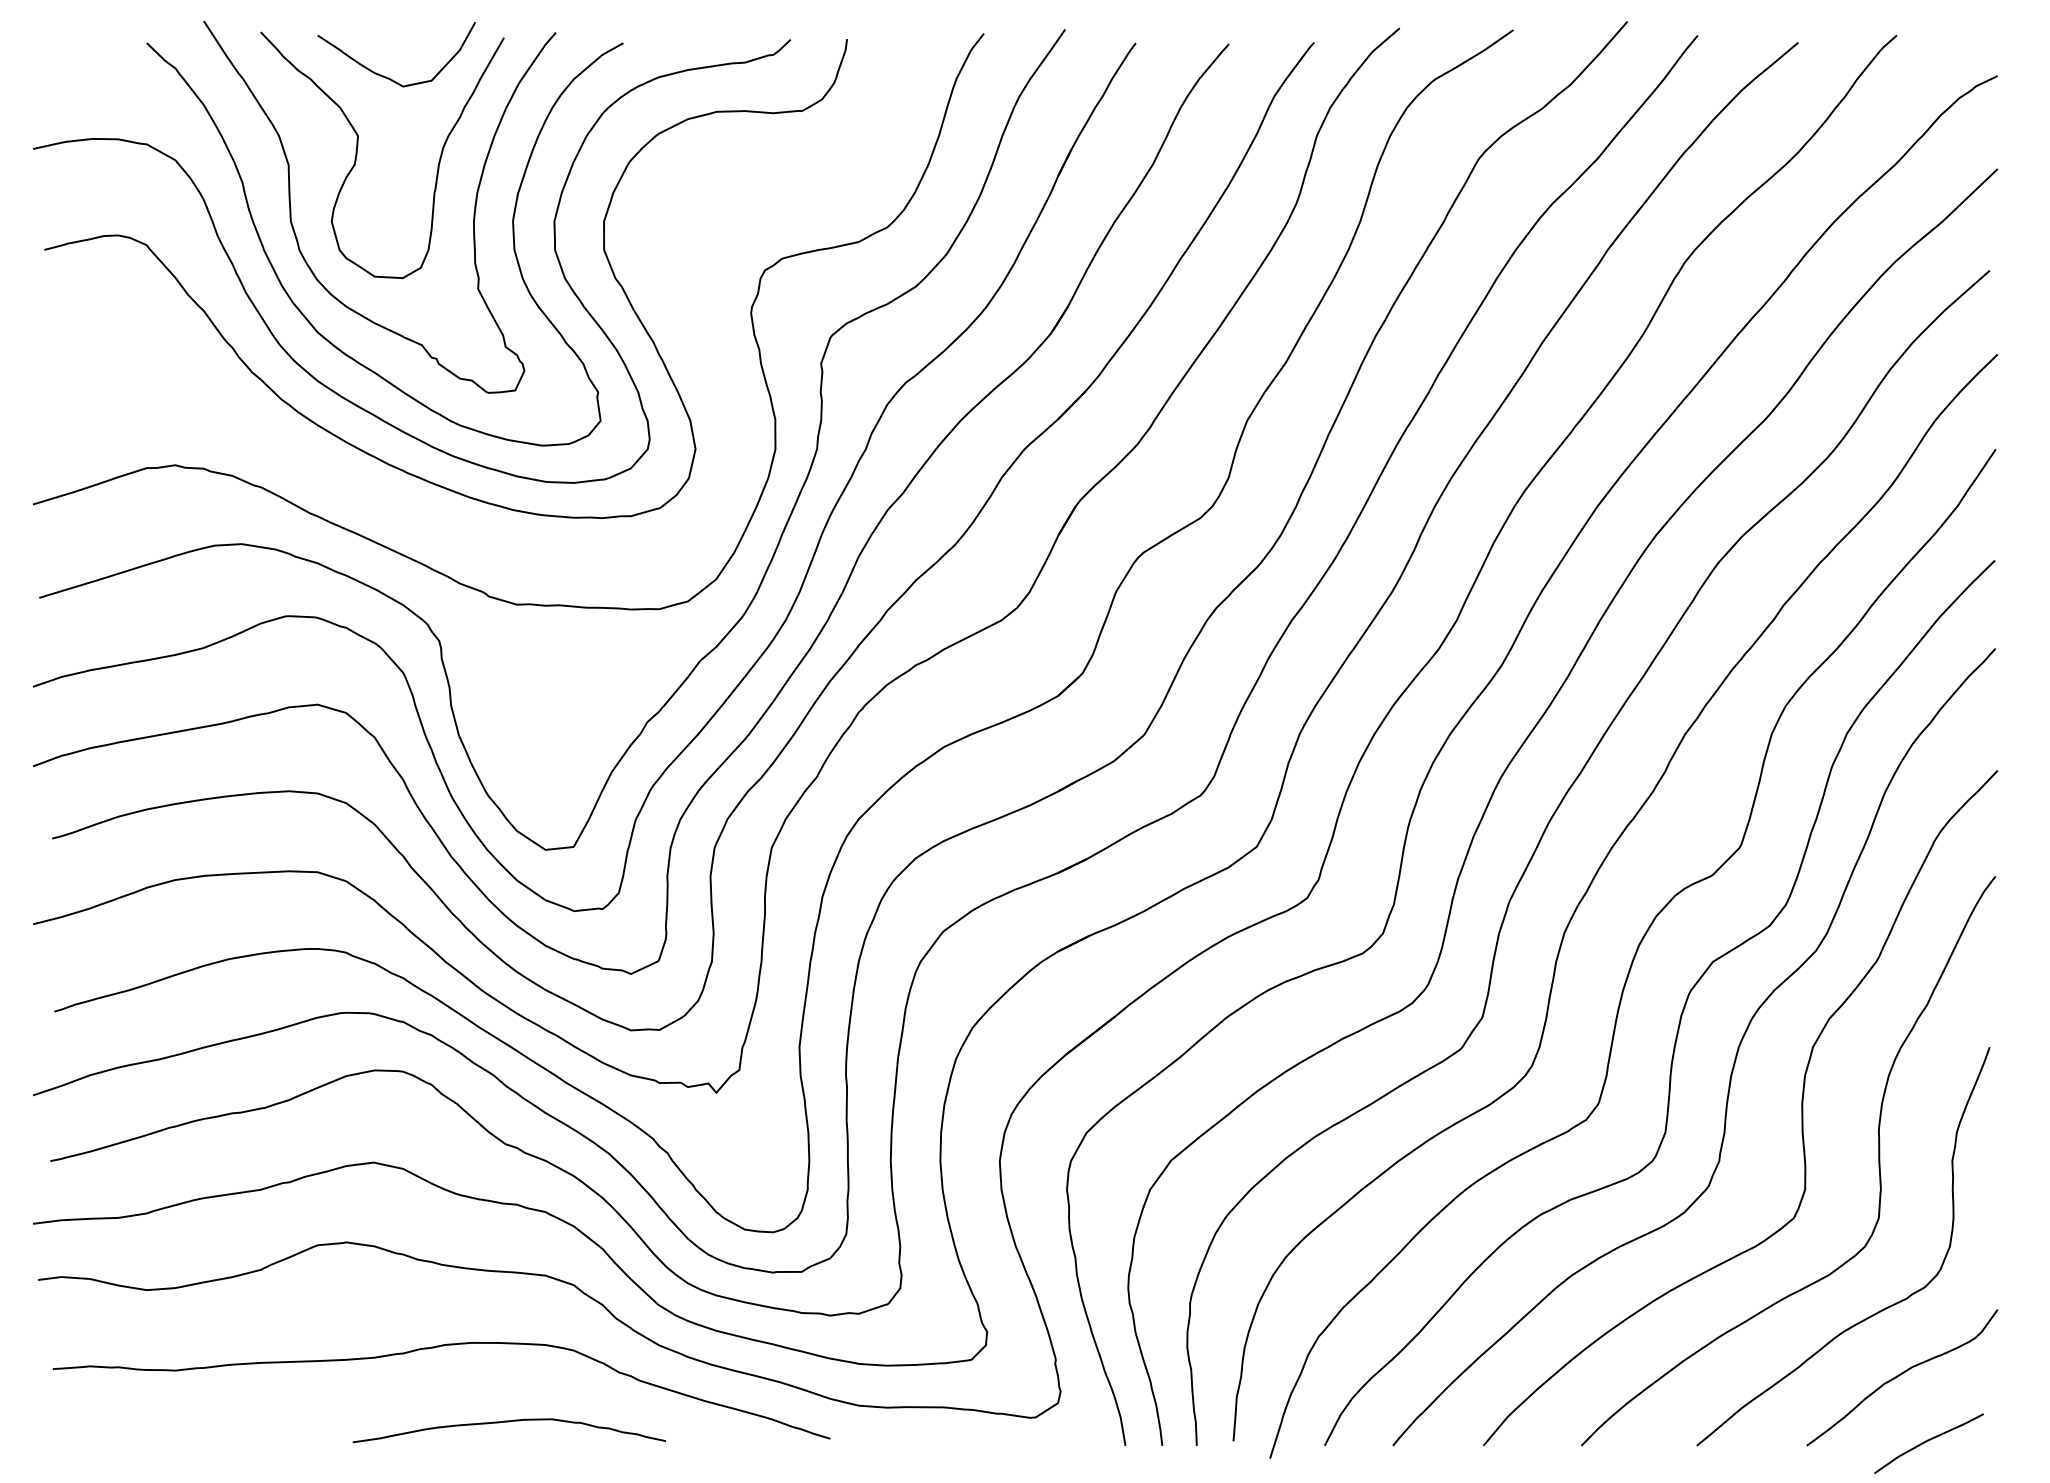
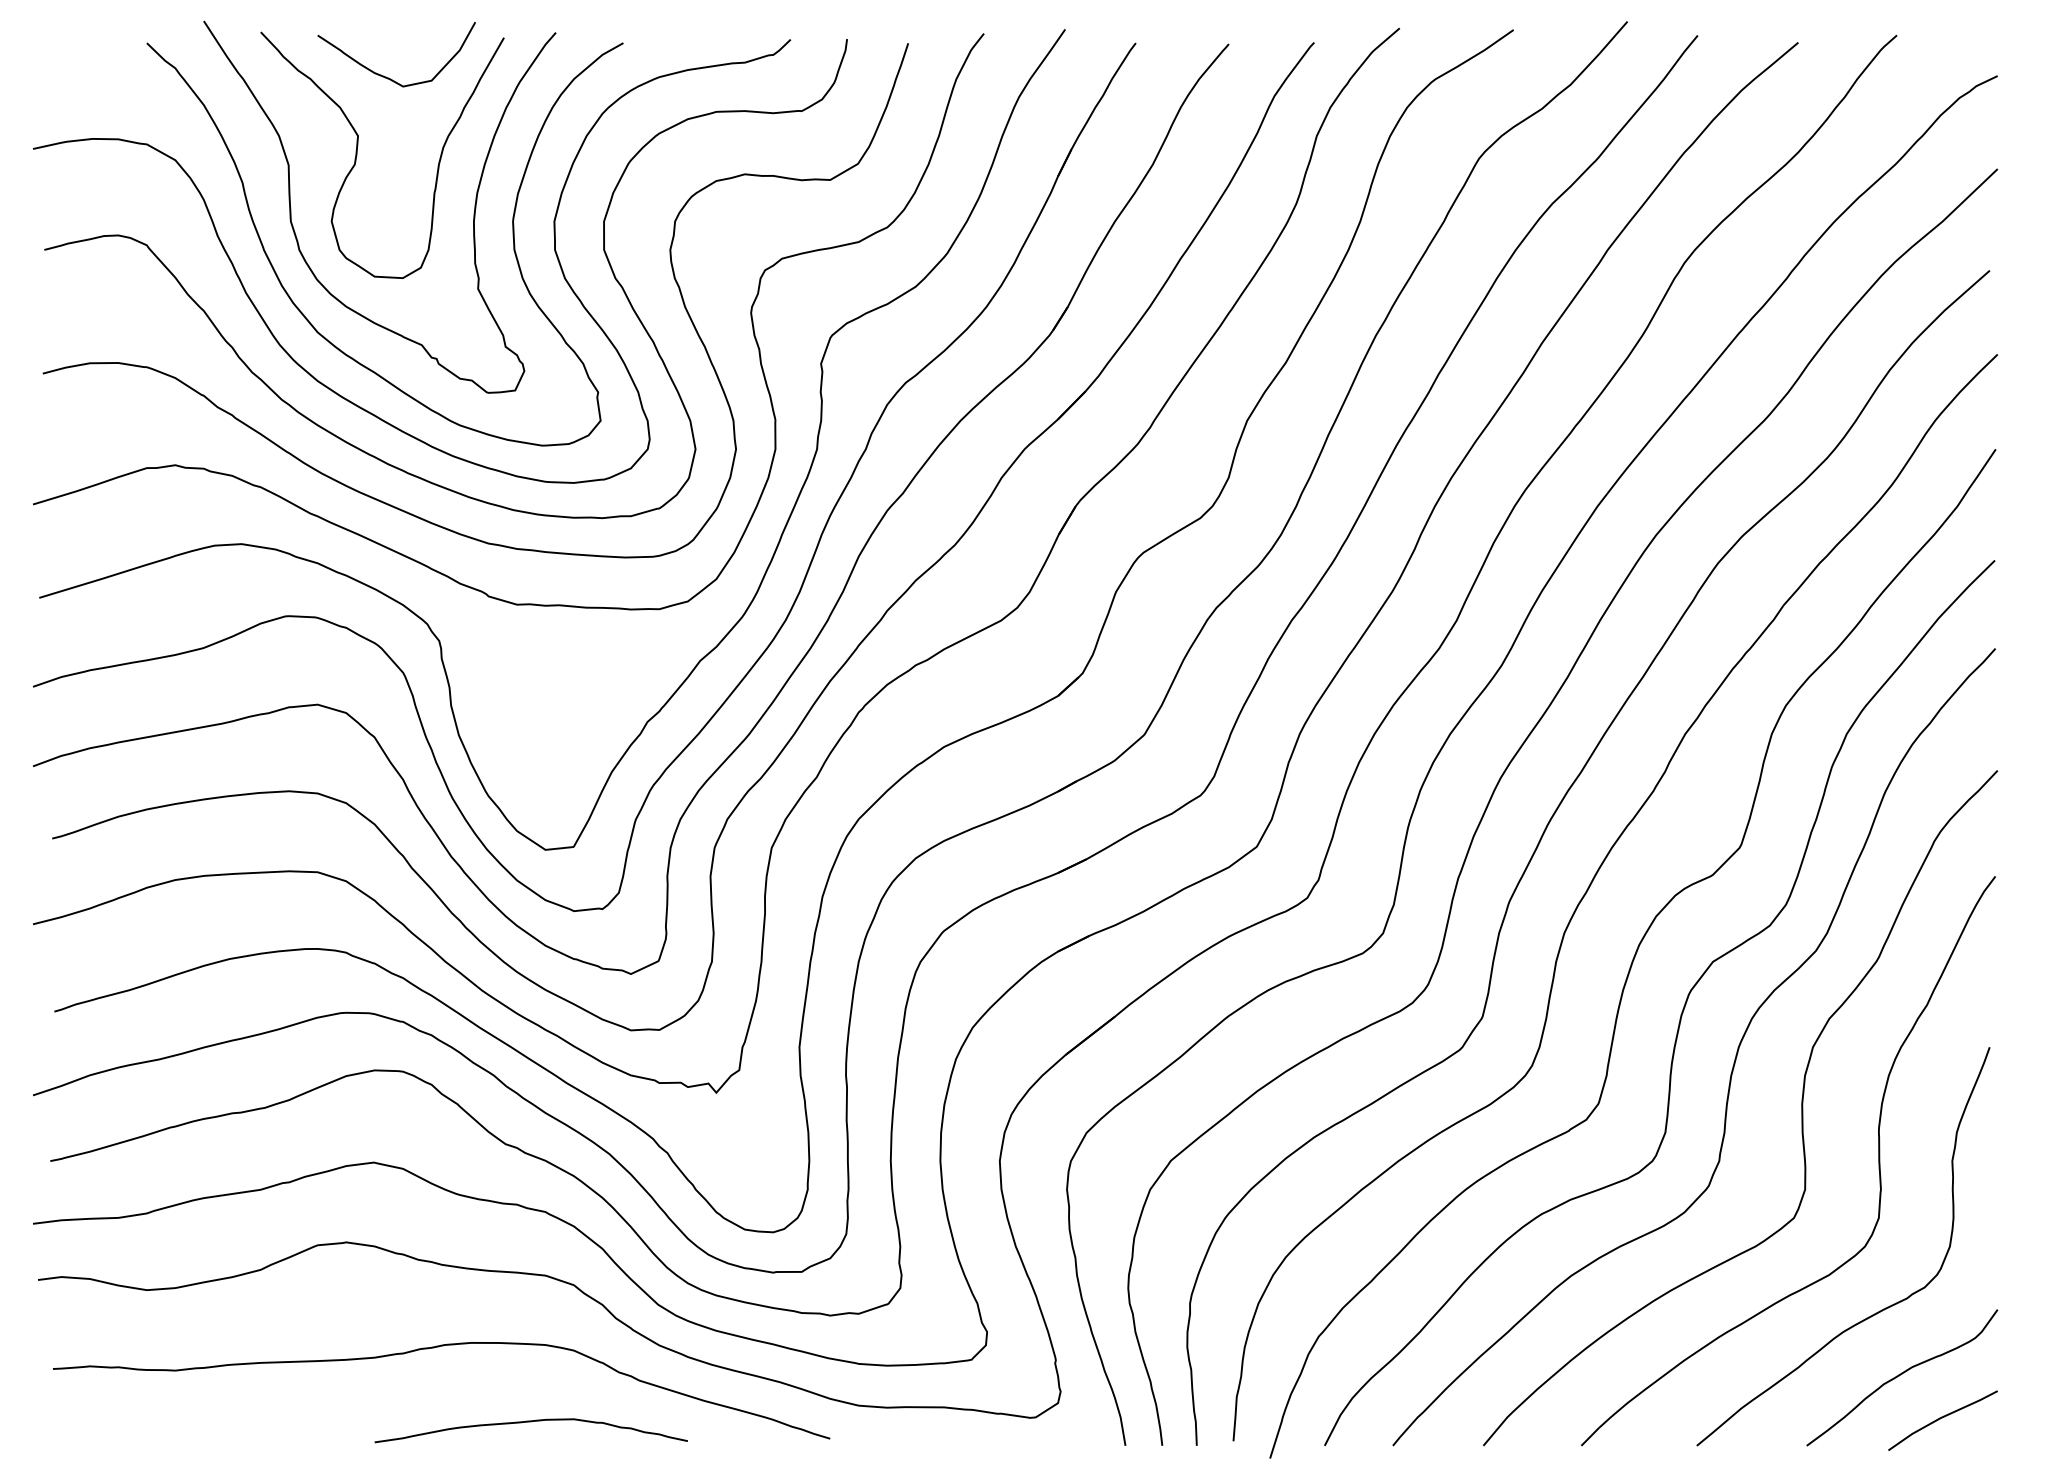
curve: none -> present (670, 264)
curve position: (508, 1422) -> (530, 1422) (530, 1422)
line position: (1928, 1441) -> (1942, 1418) (1942, 1418)
